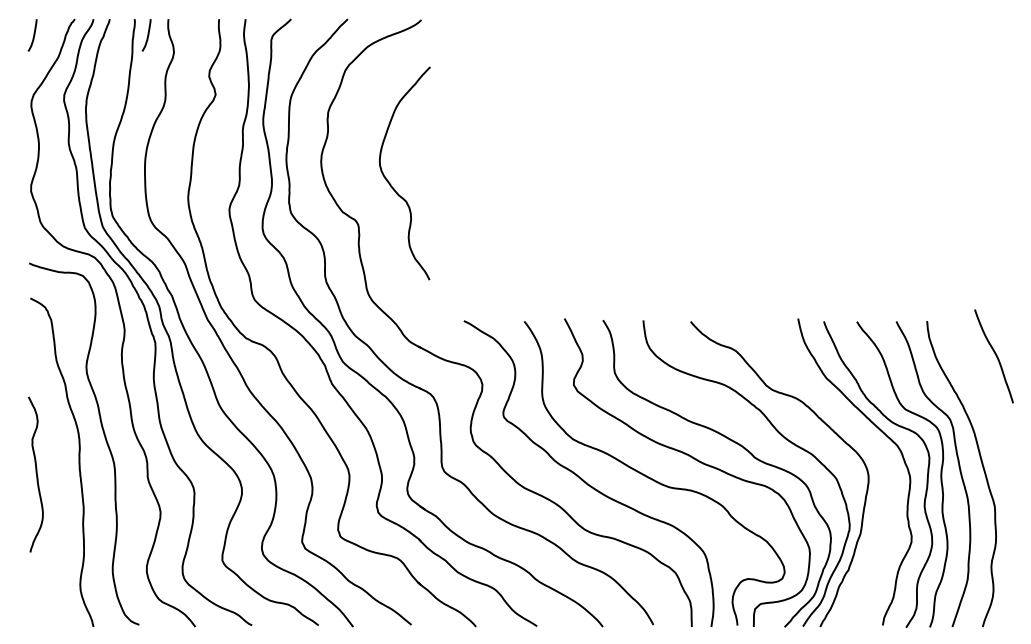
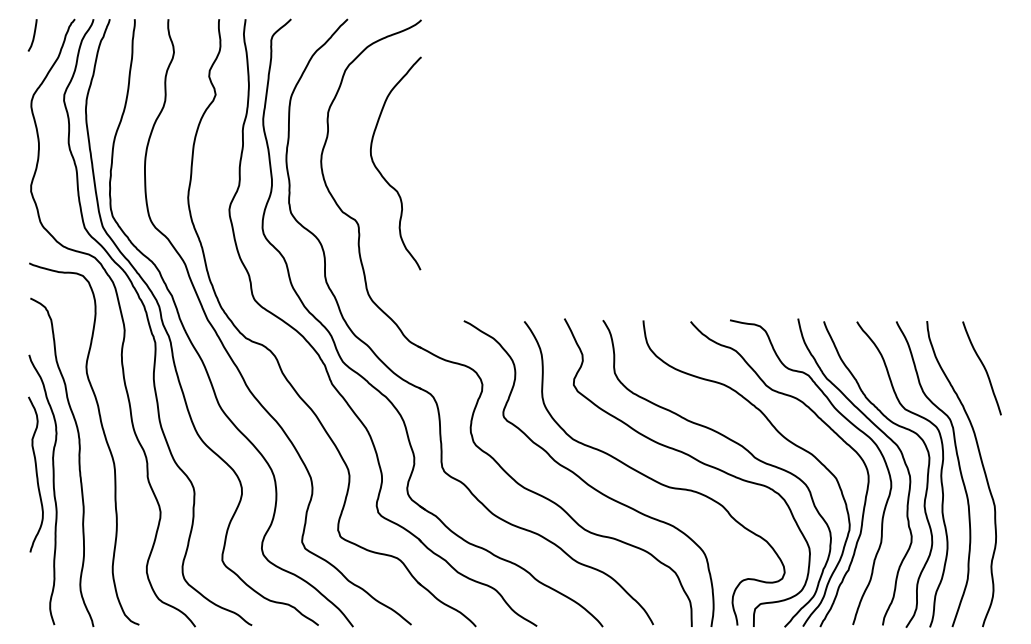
curve: present -> none (147, 35)
curve position: (389, 181) -> (380, 171) (380, 171)
curve position: (995, 355) -> (983, 367) (983, 367)
curve: none -> present (853, 426)
curve: none -> present (52, 485)
